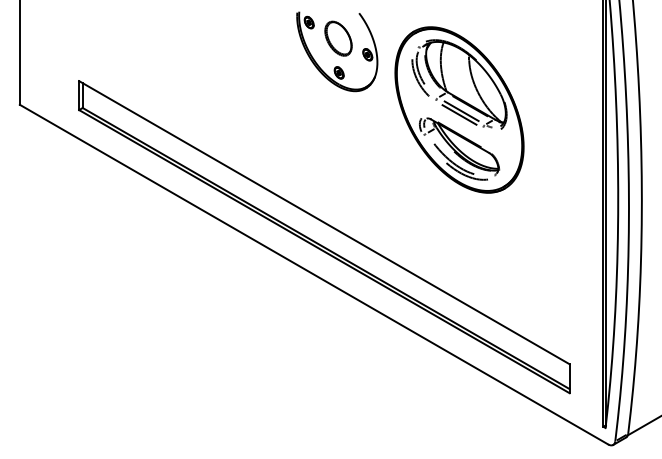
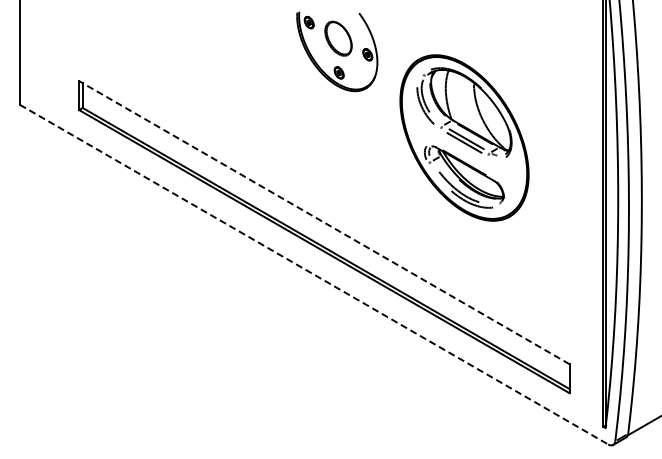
part position: (459, 109) -> (464, 137) (464, 137)
line: solid -> dashed (323, 222)
line: solid -> dashed (314, 274)
